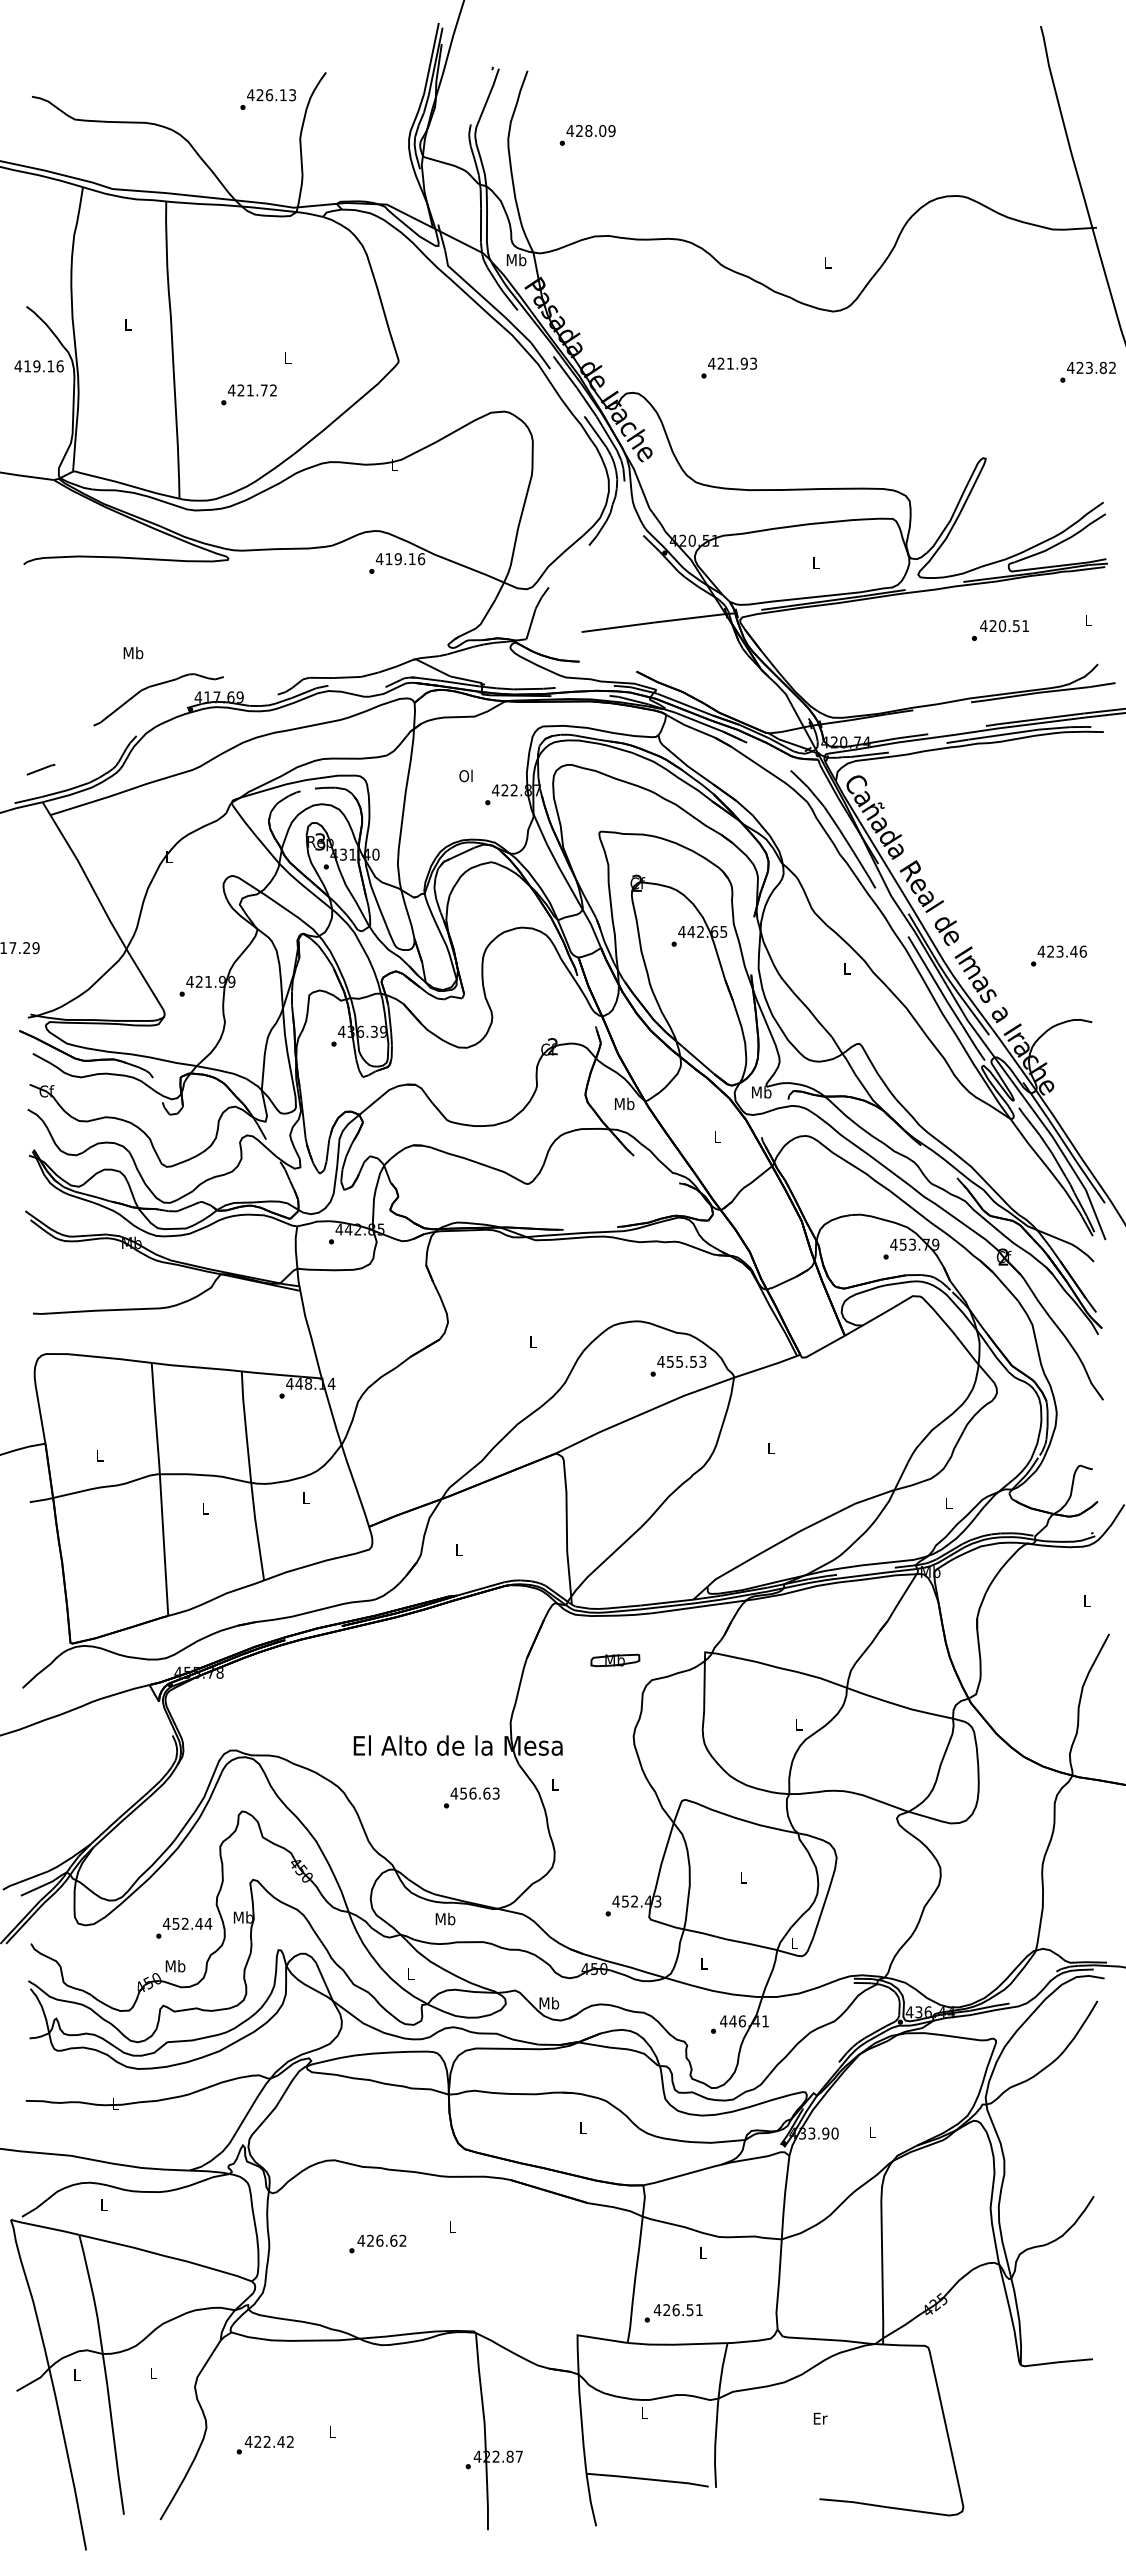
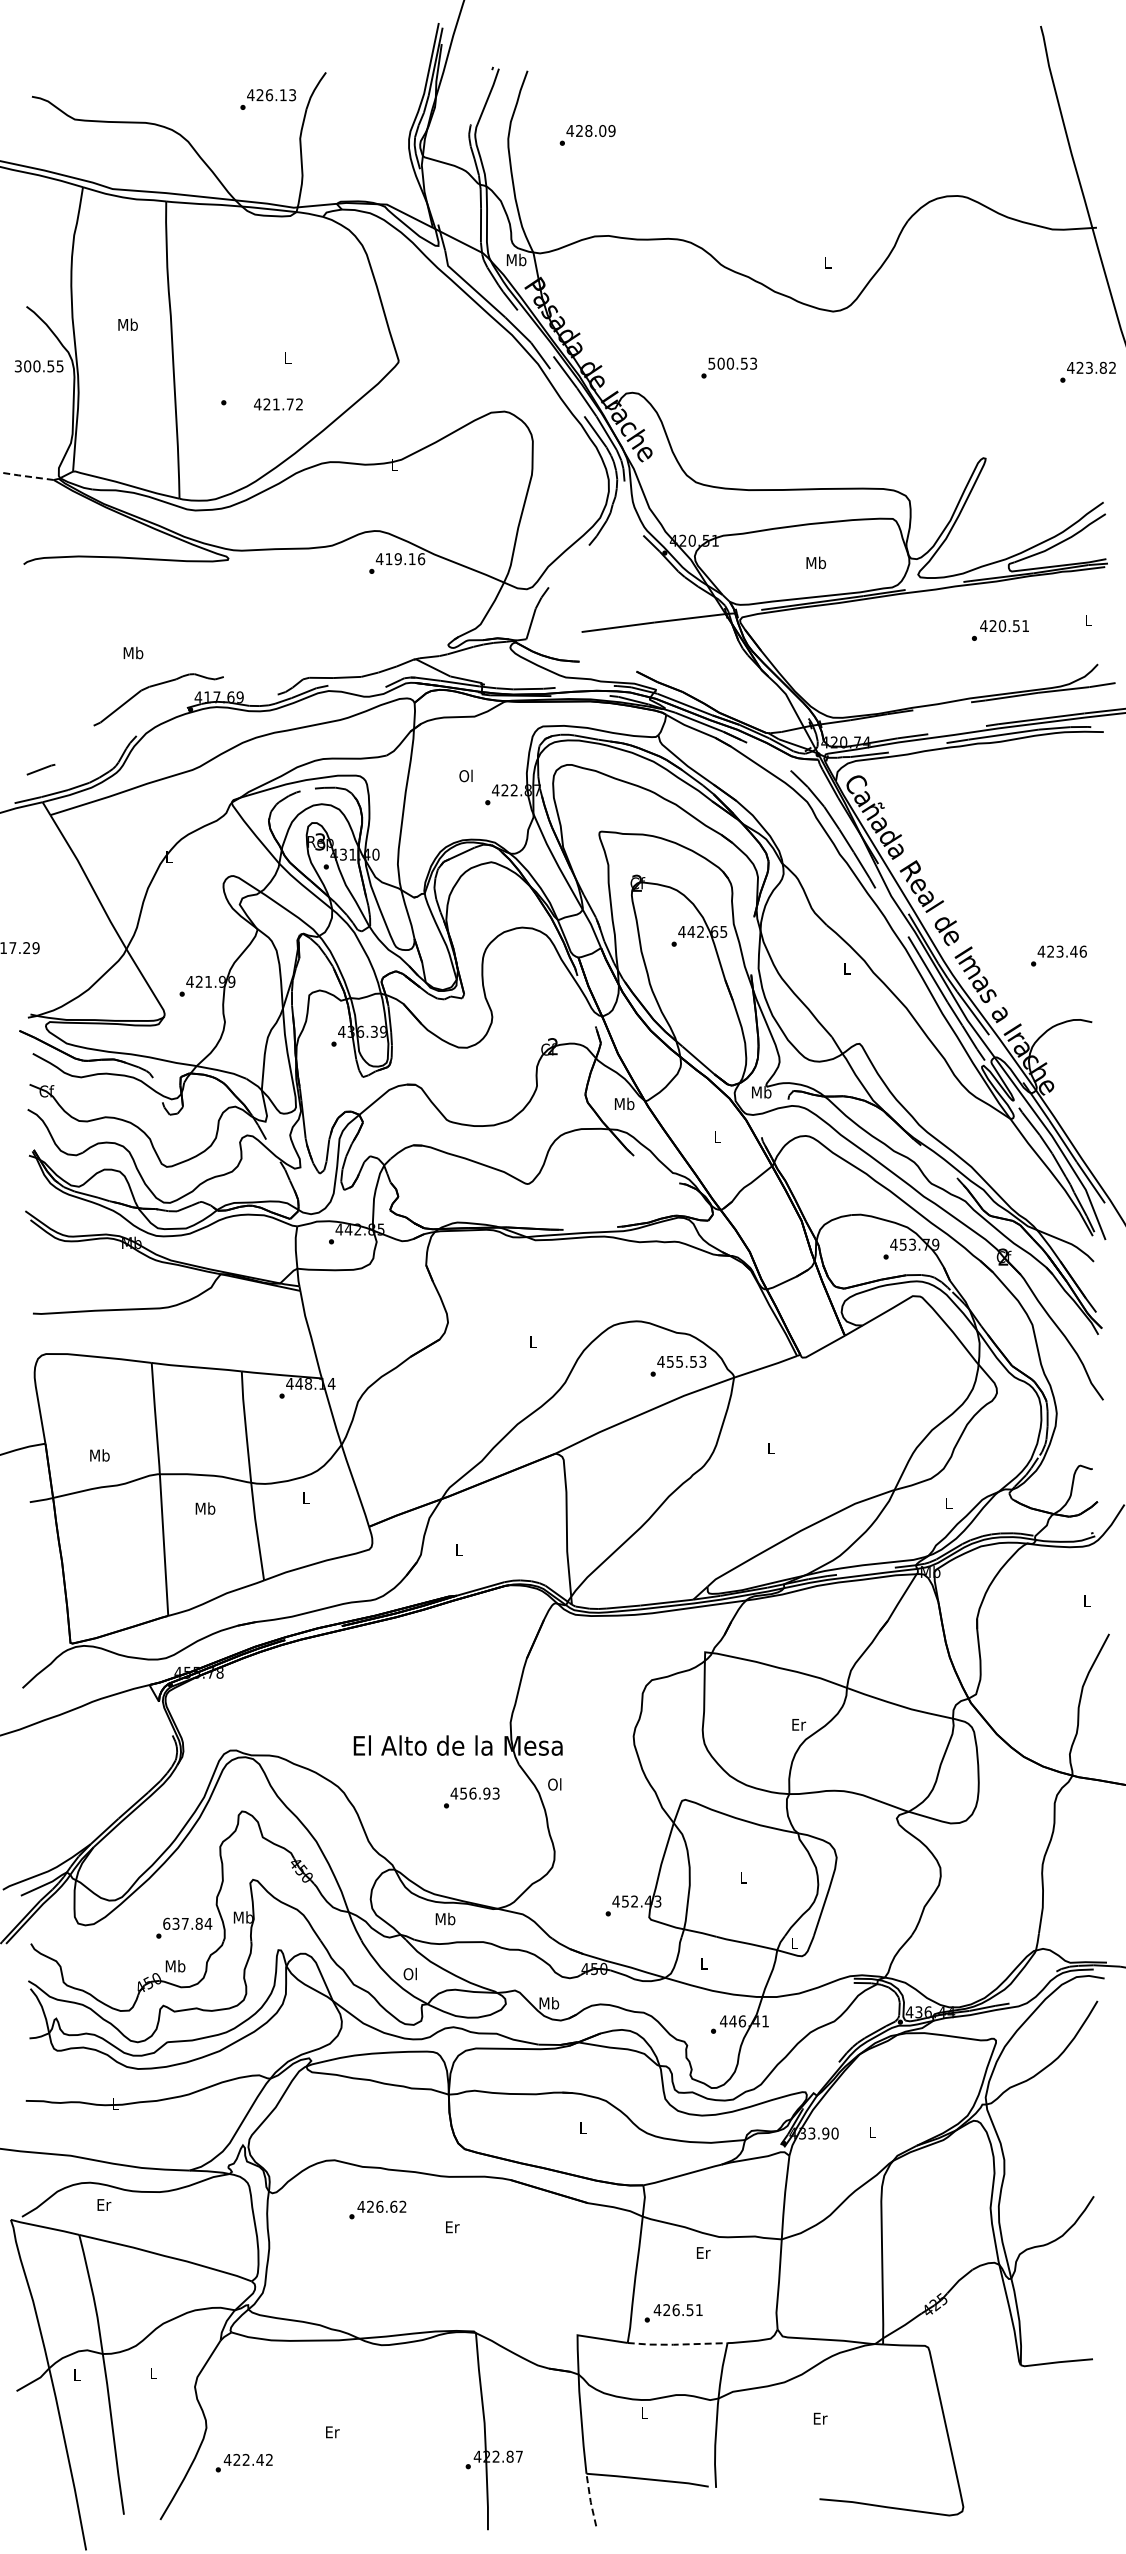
text: L -> Mb (127, 324)
text: 421.93 -> 500.53 (727, 363)
text: 419.16 -> 300.55 (38, 366)
text position: (252, 390) -> (278, 404) (278, 404)
line: solid -> dashed (26, 476)
text: L -> Mb (816, 562)
text: L -> Mb (99, 1455)
text: L -> Mb (205, 1508)
part: present -> none (615, 1660)
text: L -> Er (799, 1724)
text: L -> Ol (554, 1784)
text: 456.63 -> 456.93 (486, 1793)
text: 452.44 -> 637.84 (182, 1923)
text: L -> Ol (409, 1973)
text: L -> Er (104, 2204)
text: L -> Er (452, 2227)
text position: (377, 2243) -> (377, 2209) (377, 2209)
text: L -> Er (703, 2252)
line: solid -> dashed (676, 2344)
text: L -> Er (332, 2432)
text position: (264, 2444) -> (243, 2462) (243, 2462)
line: solid -> dashed (590, 2500)
